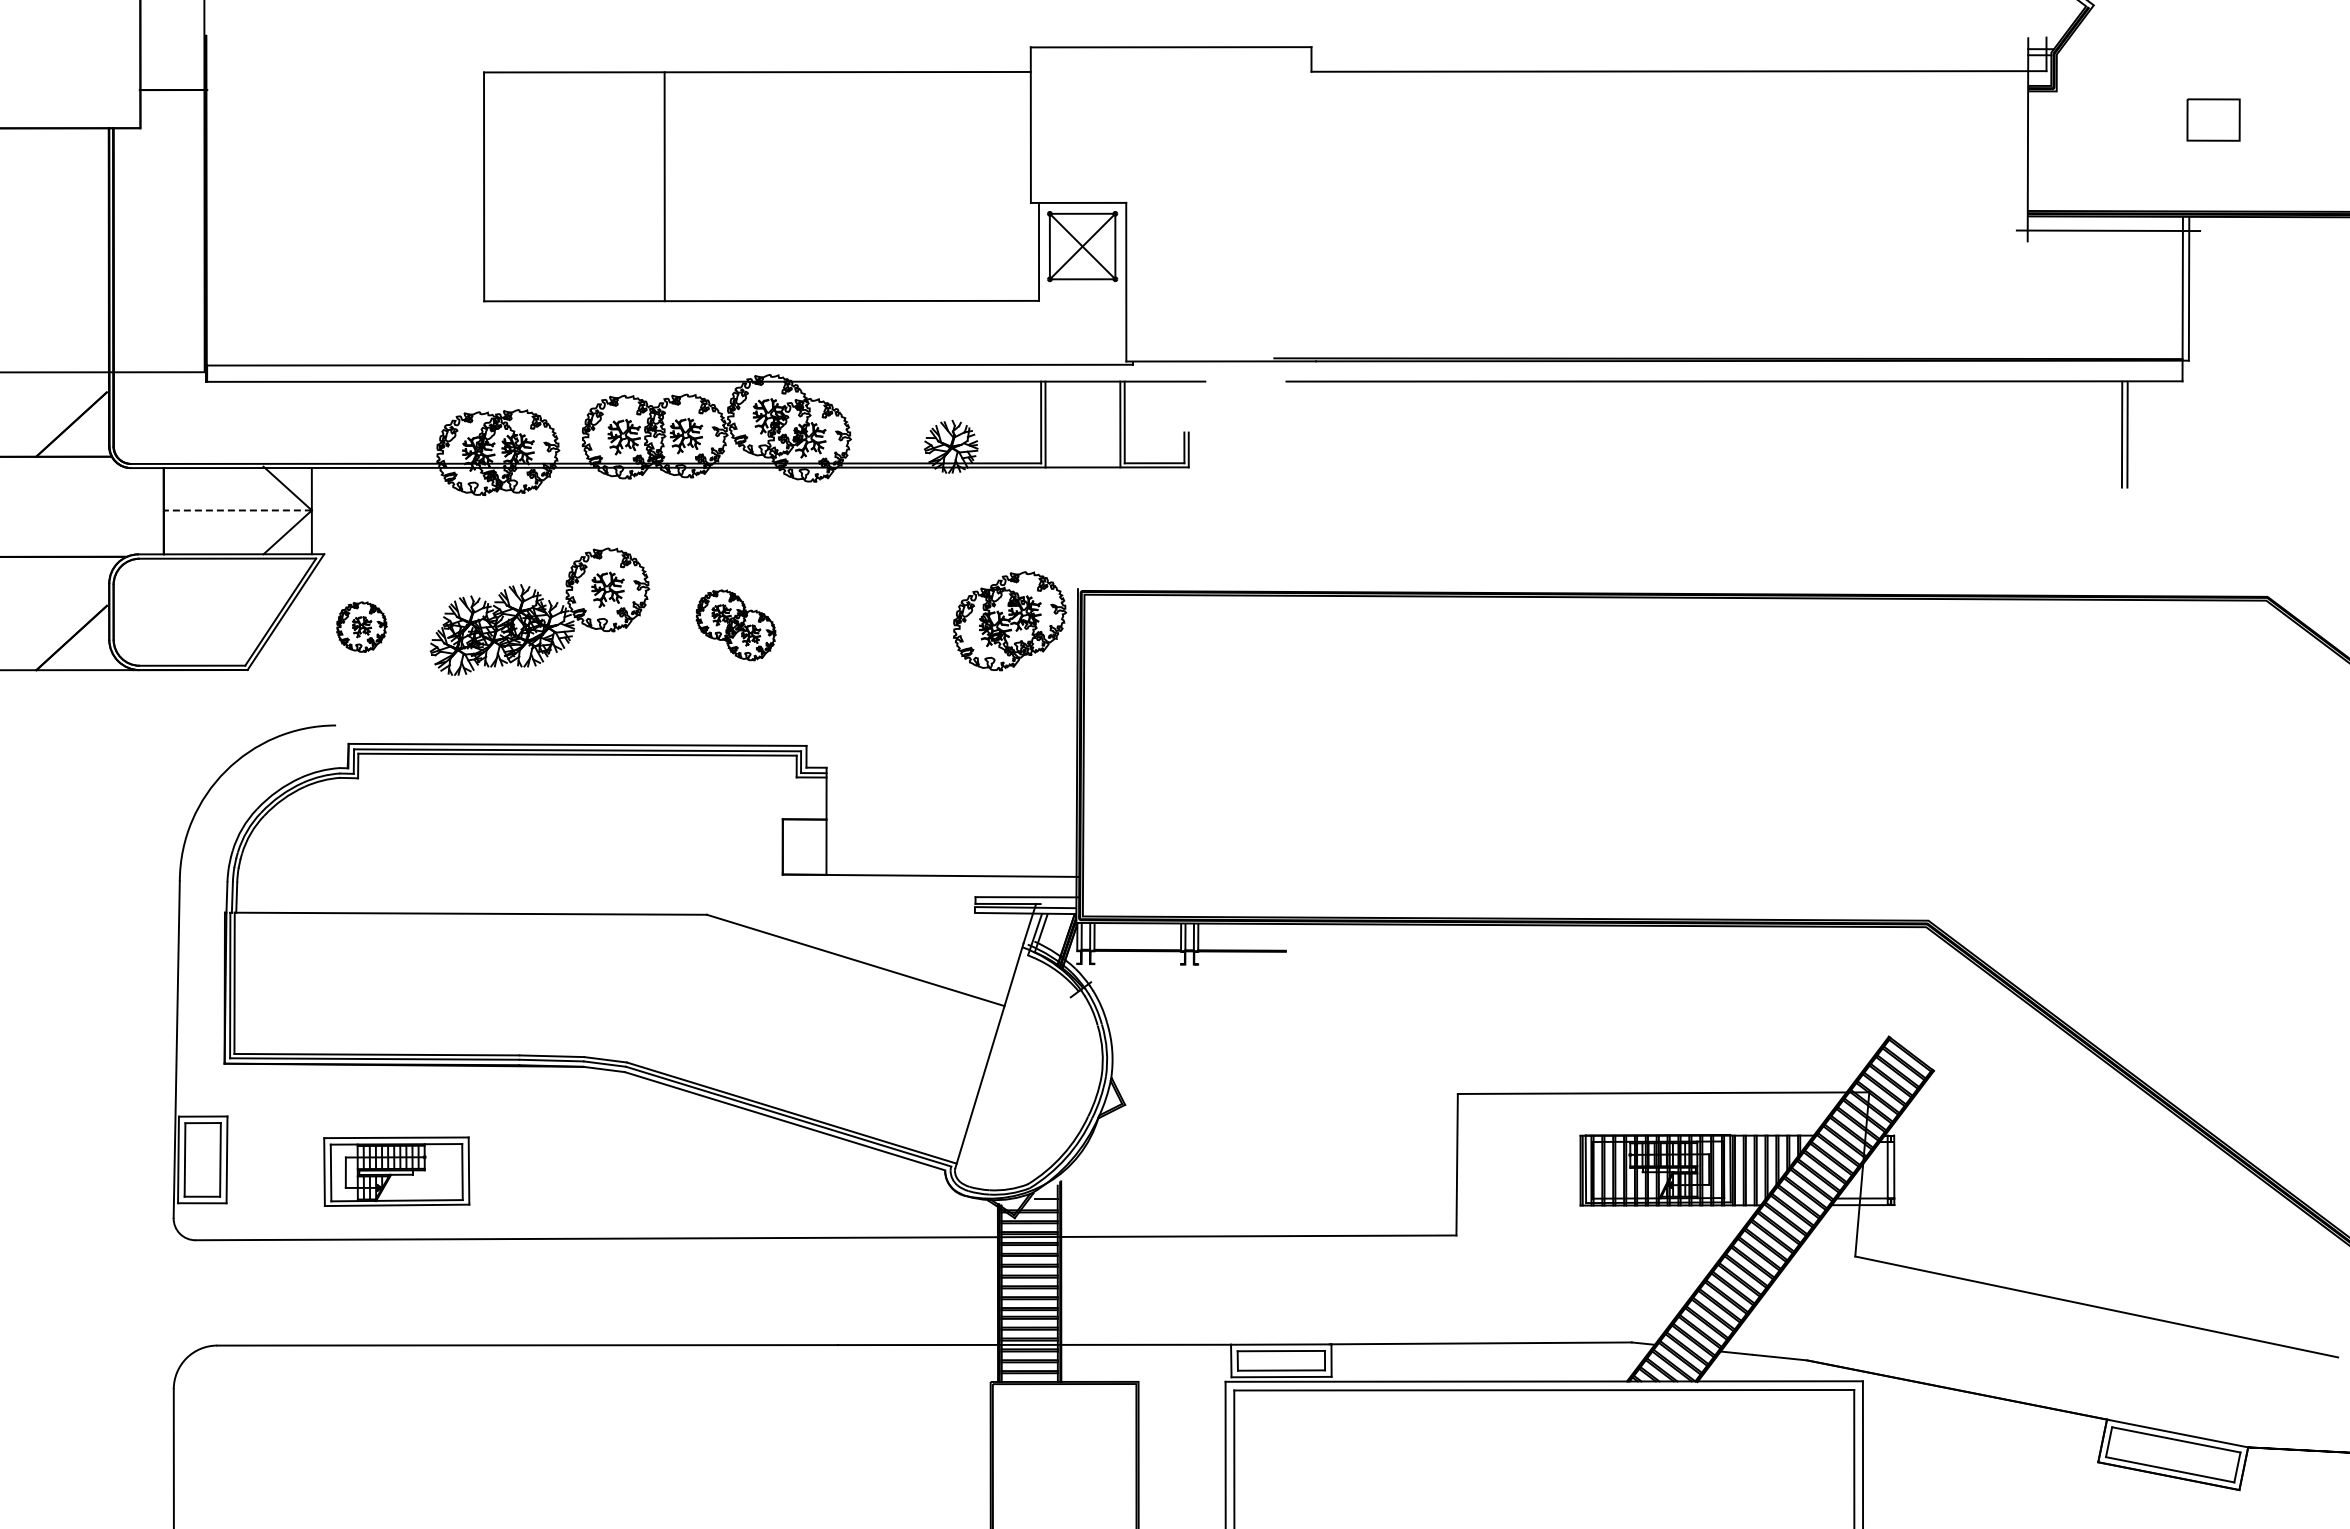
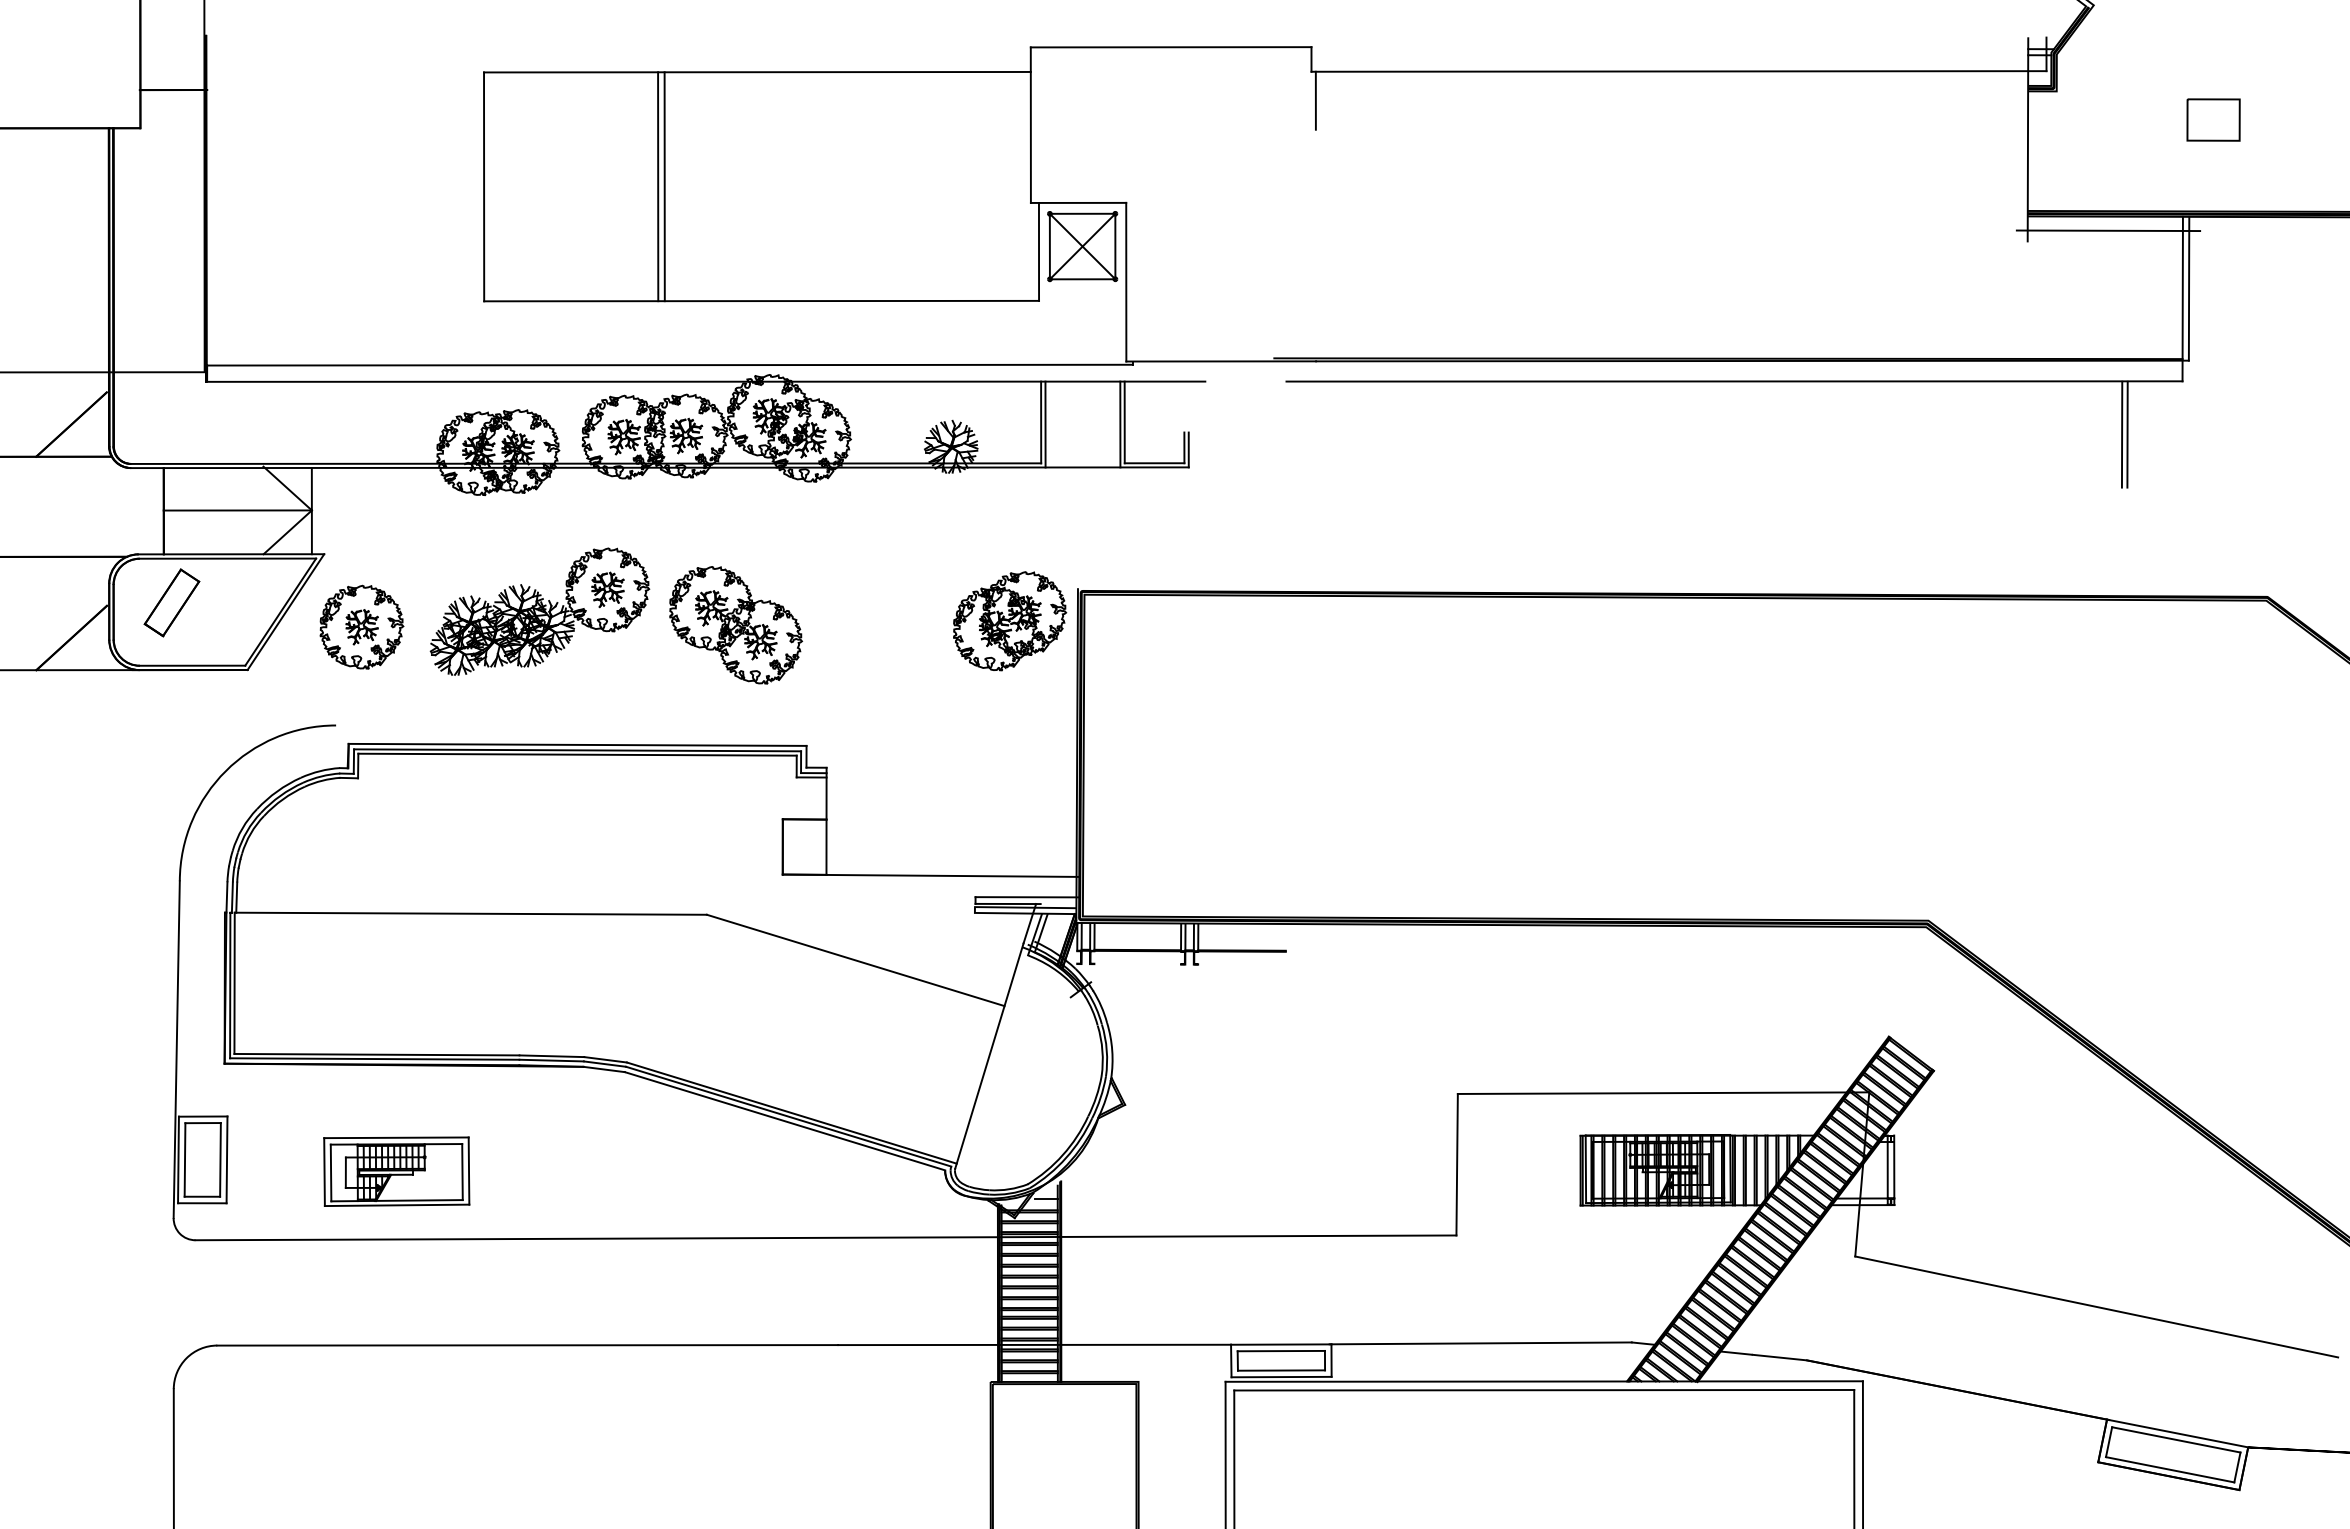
line: none -> present (1315, 100)
line: none -> present (658, 186)
line: dashed -> solid (237, 510)
part: none -> present (171, 602)
part size: 82x73 px -> 135x119 px (736, 625)
part size: 52x52 px -> 86x86 px (361, 626)
